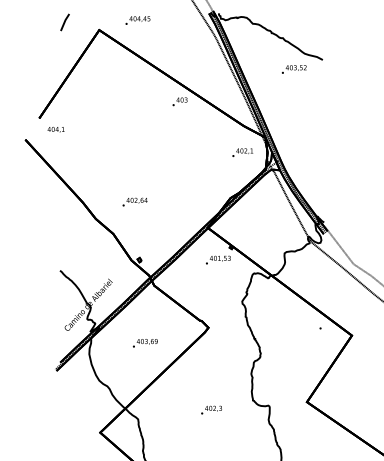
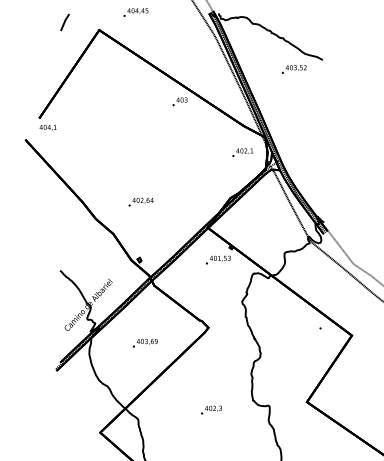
text position: (137, 20) -> (135, 12) (135, 12)
text position: (55, 129) -> (47, 127) (47, 127)
text position: (134, 201) -> (140, 201) (140, 201)
